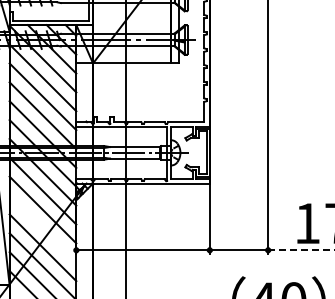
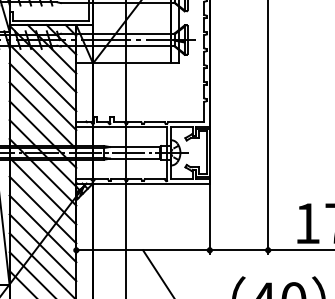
line: none -> present (42, 228)
line: dashed -> solid (301, 250)
line: none -> present (157, 272)
